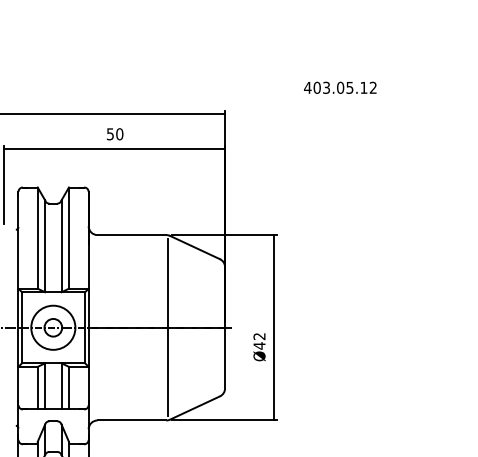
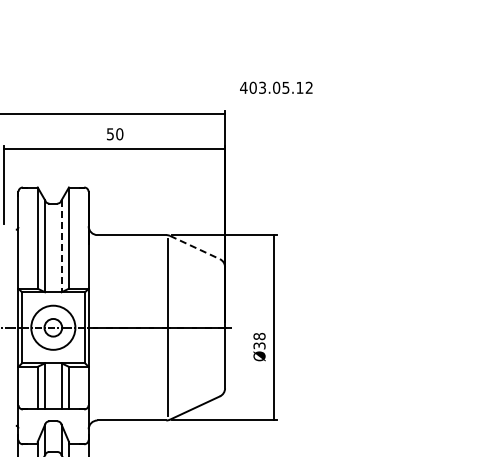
text position: (340, 87) -> (276, 87) (276, 87)
line: solid -> dashed (61, 246)
line: solid -> dashed (195, 247)
text: Ø42 -> Ø38 (259, 340)
